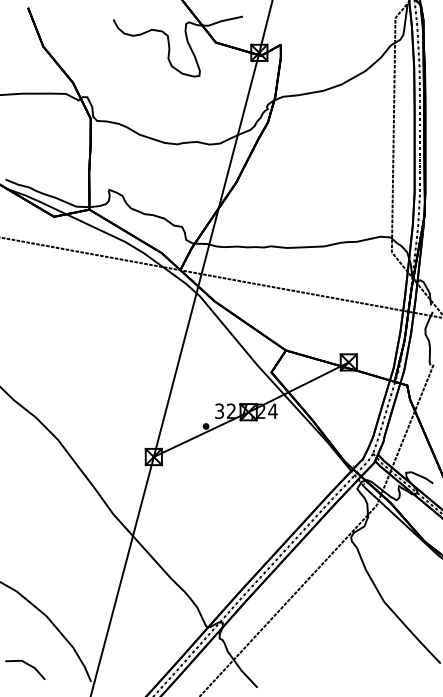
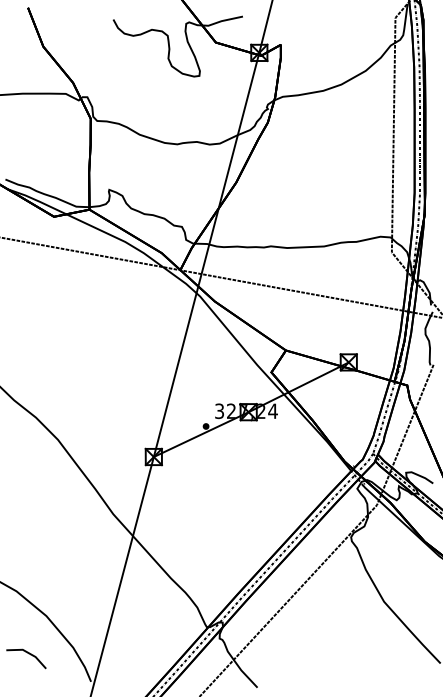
line position: (27, 665) -> (28, 654) (28, 654)
